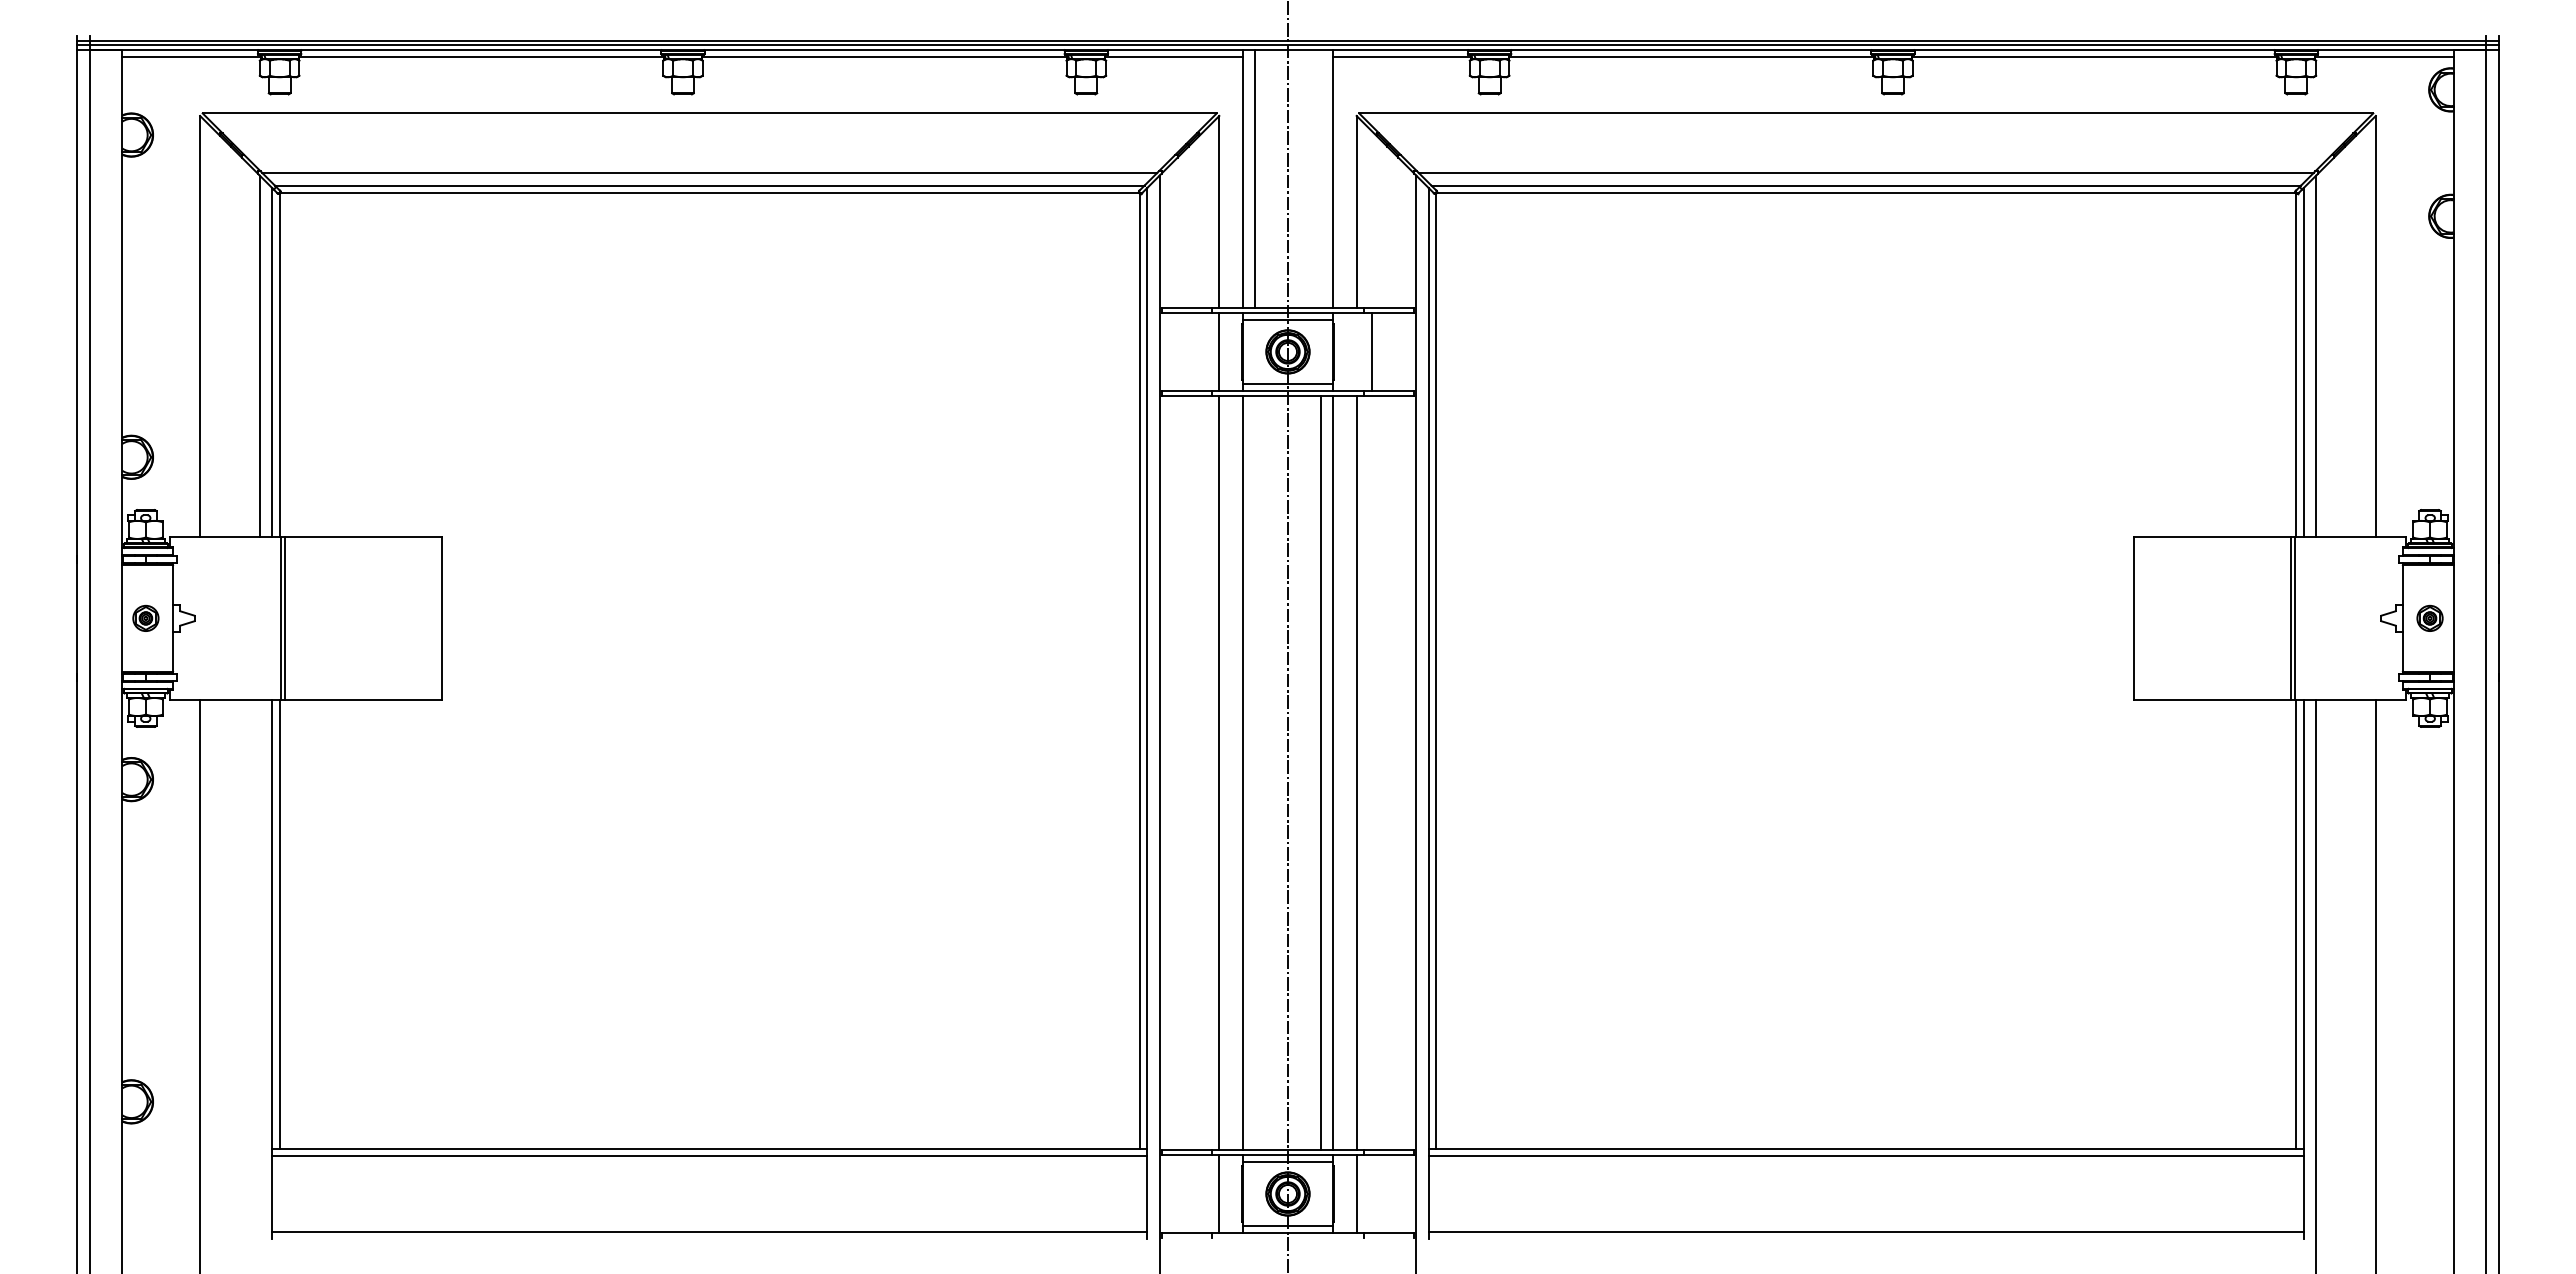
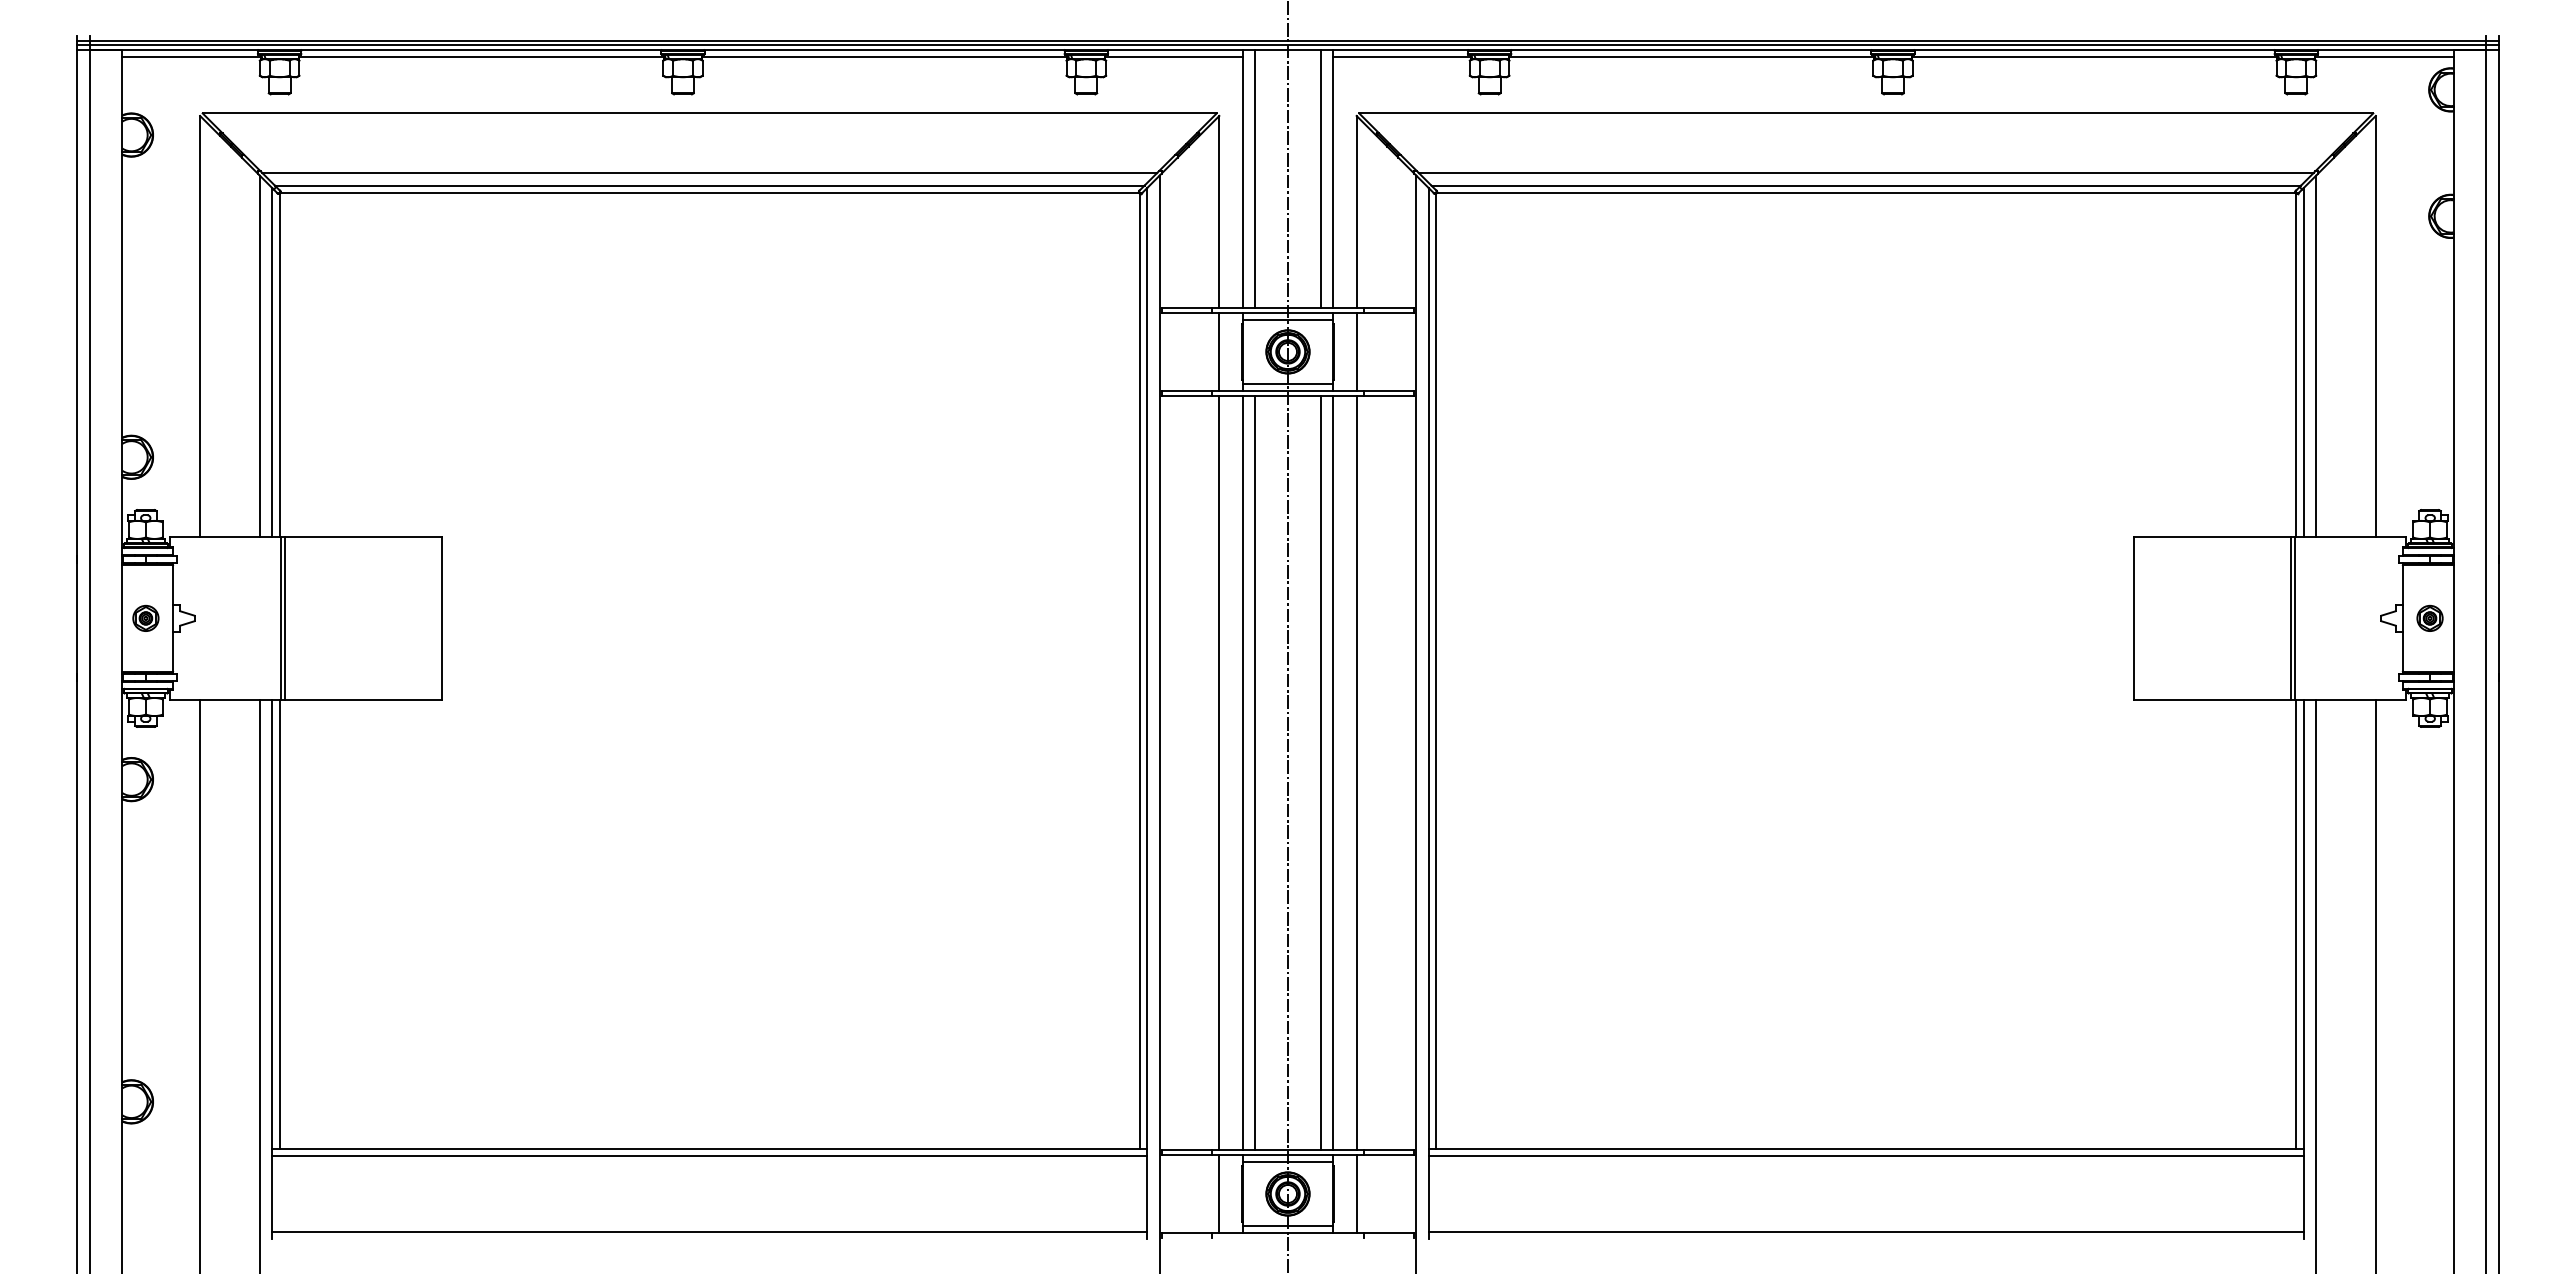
line: none -> present (1320, 178)
line position: (1371, 351) -> (1356, 351) (1356, 351)
line: none -> present (1255, 772)
line: none -> present (259, 984)
